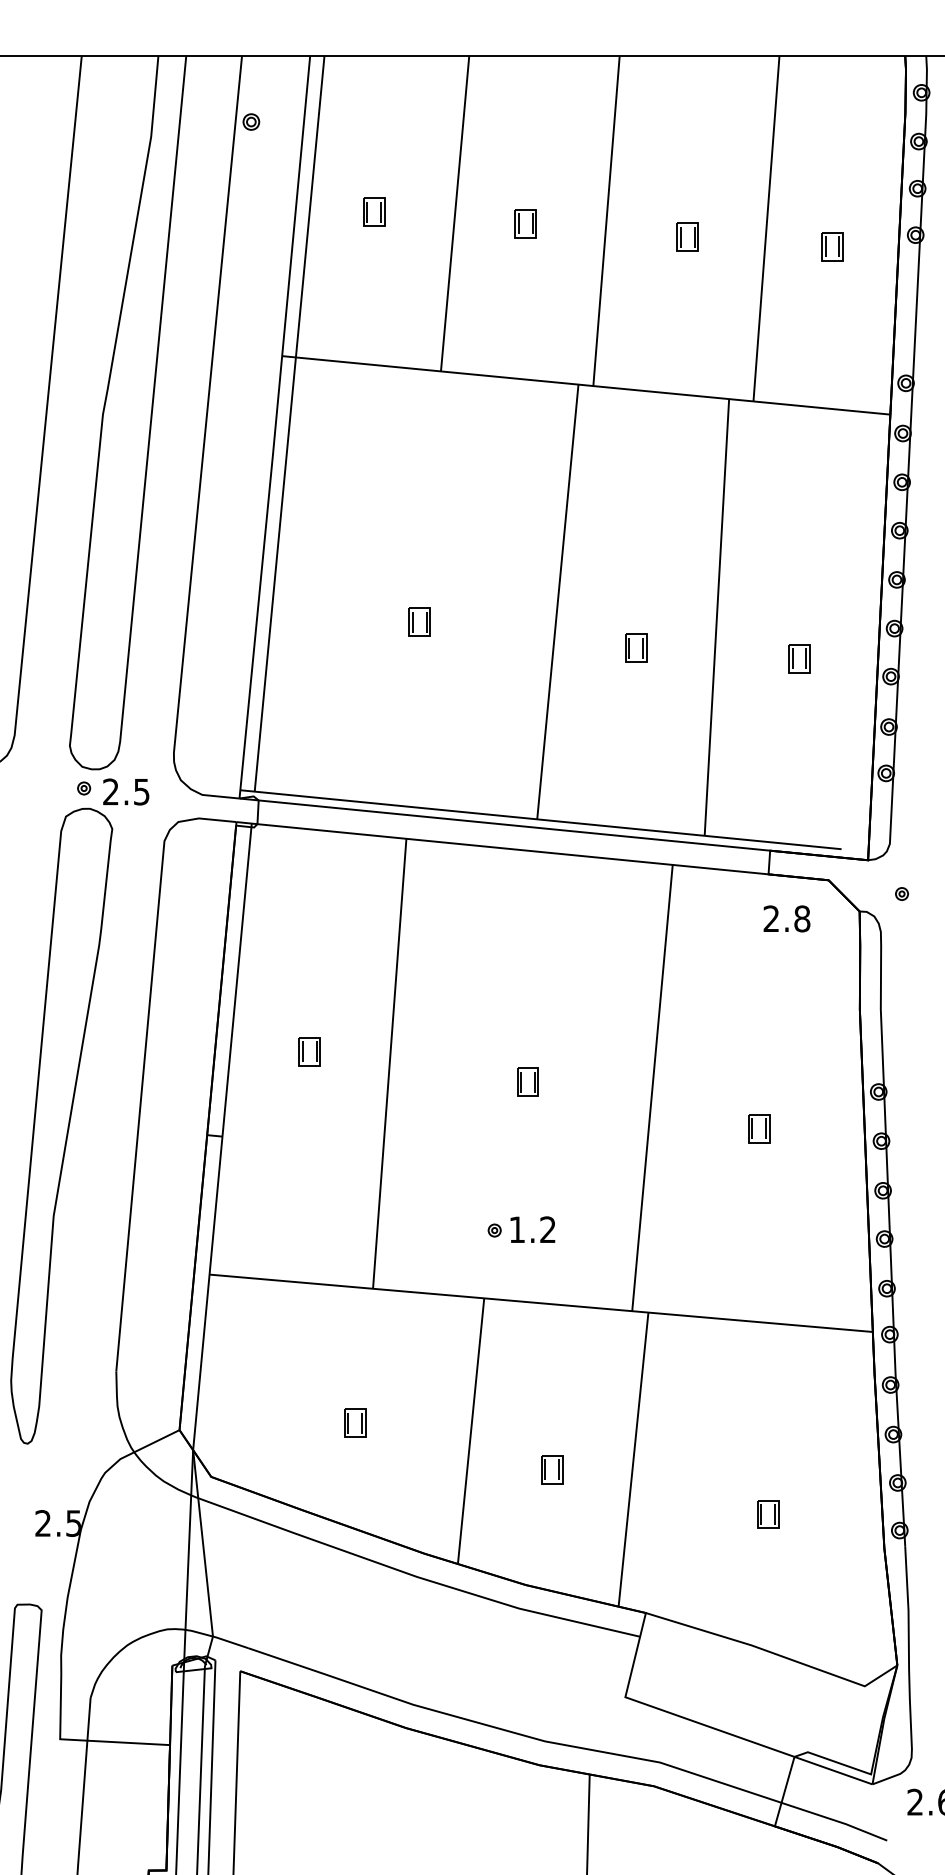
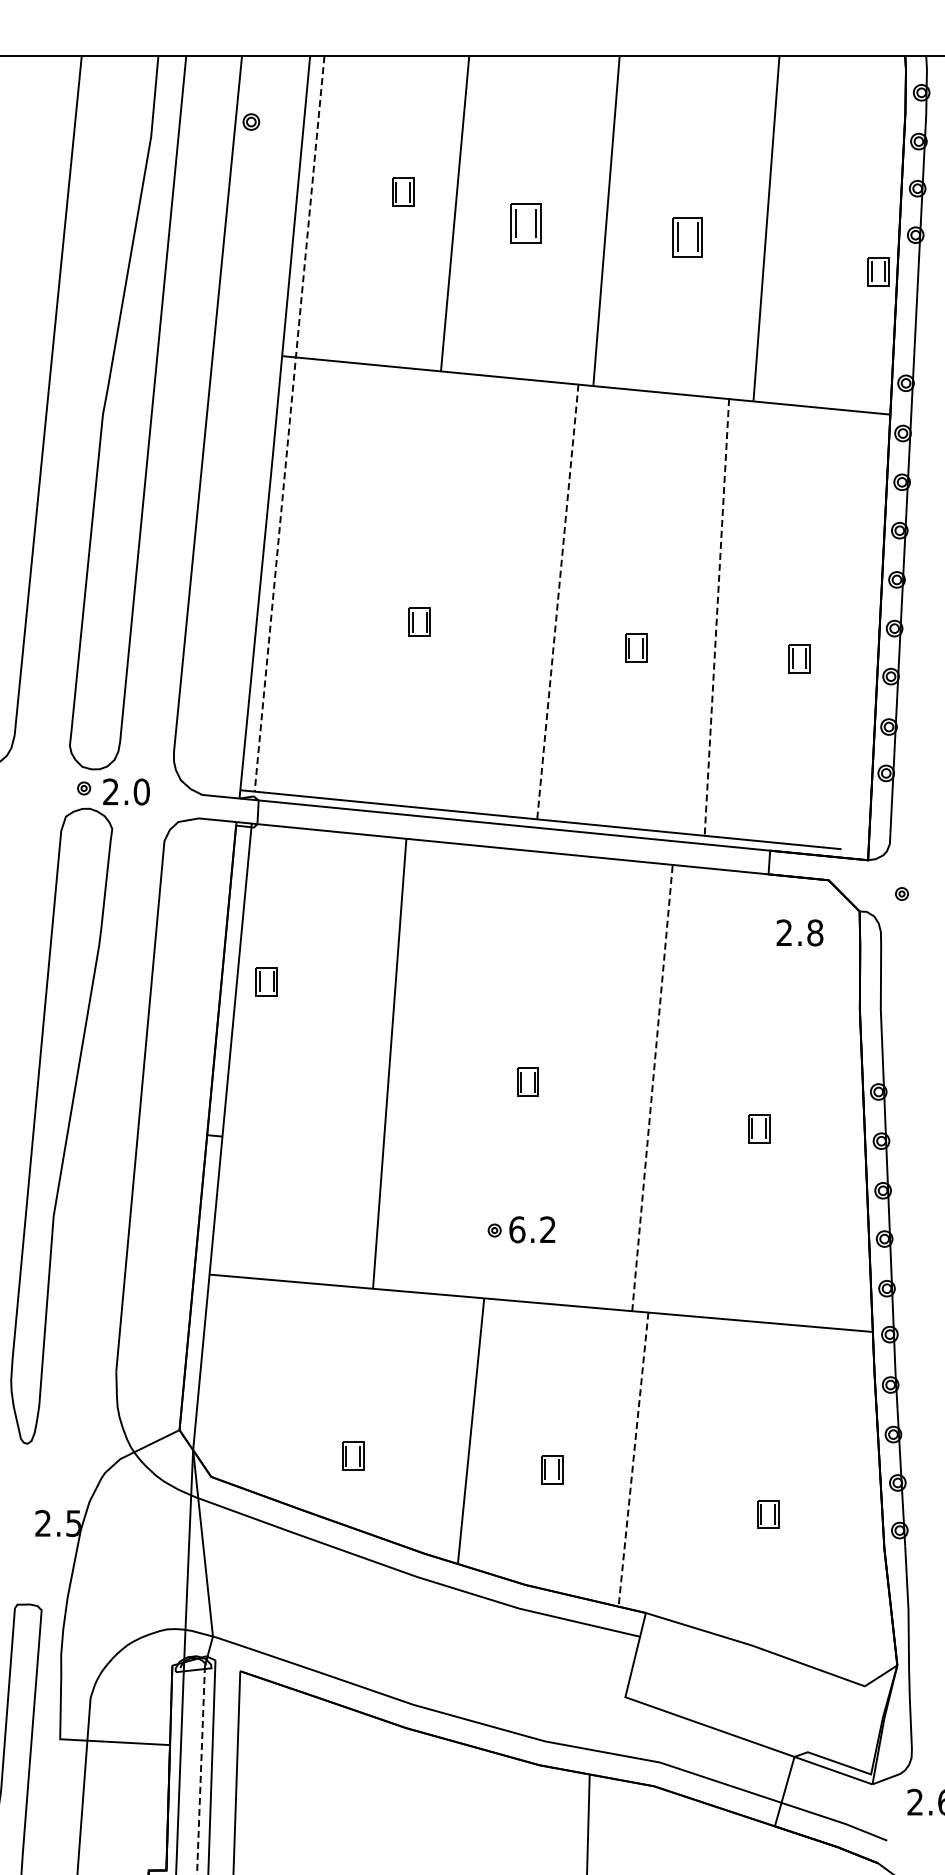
part position: (374, 211) -> (403, 191) (403, 191)
part size: 23x30 px -> 32x41 px (525, 223)
part size: 23x30 px -> 31x41 px (687, 237)
part position: (832, 246) -> (878, 271) (878, 271)
line: solid -> dashed (289, 424)
line: solid -> dashed (557, 602)
line: solid -> dashed (716, 617)
text: 2.5 -> 2.0 (141, 791)
text position: (786, 918) -> (799, 932) (799, 932)
part position: (309, 1051) -> (266, 981) (266, 981)
line: solid -> dashed (652, 1087)
text: 1.2 -> 6.2 (517, 1229)
part position: (355, 1422) -> (353, 1455) (353, 1455)
line: solid -> dashed (633, 1459)
line: solid -> dashed (201, 1770)
